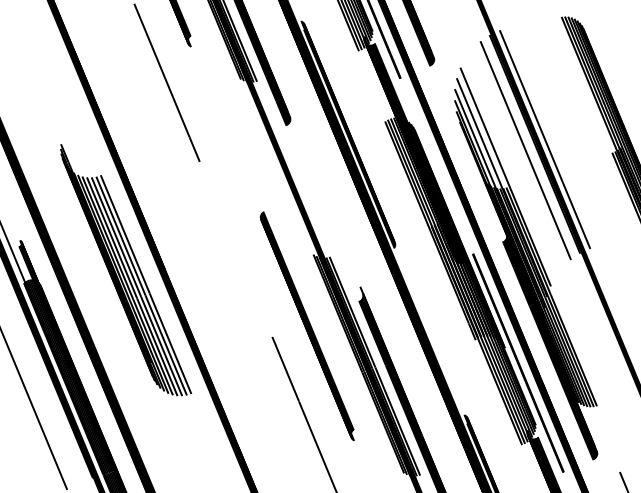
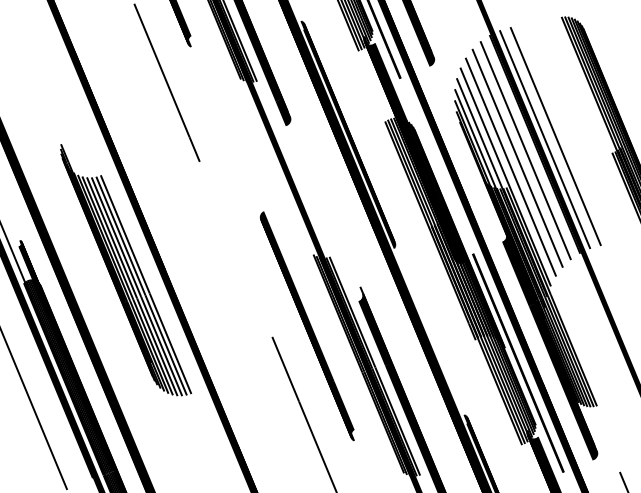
line: none -> present (555, 136)
line: none -> present (517, 157)
line: none -> present (510, 166)
